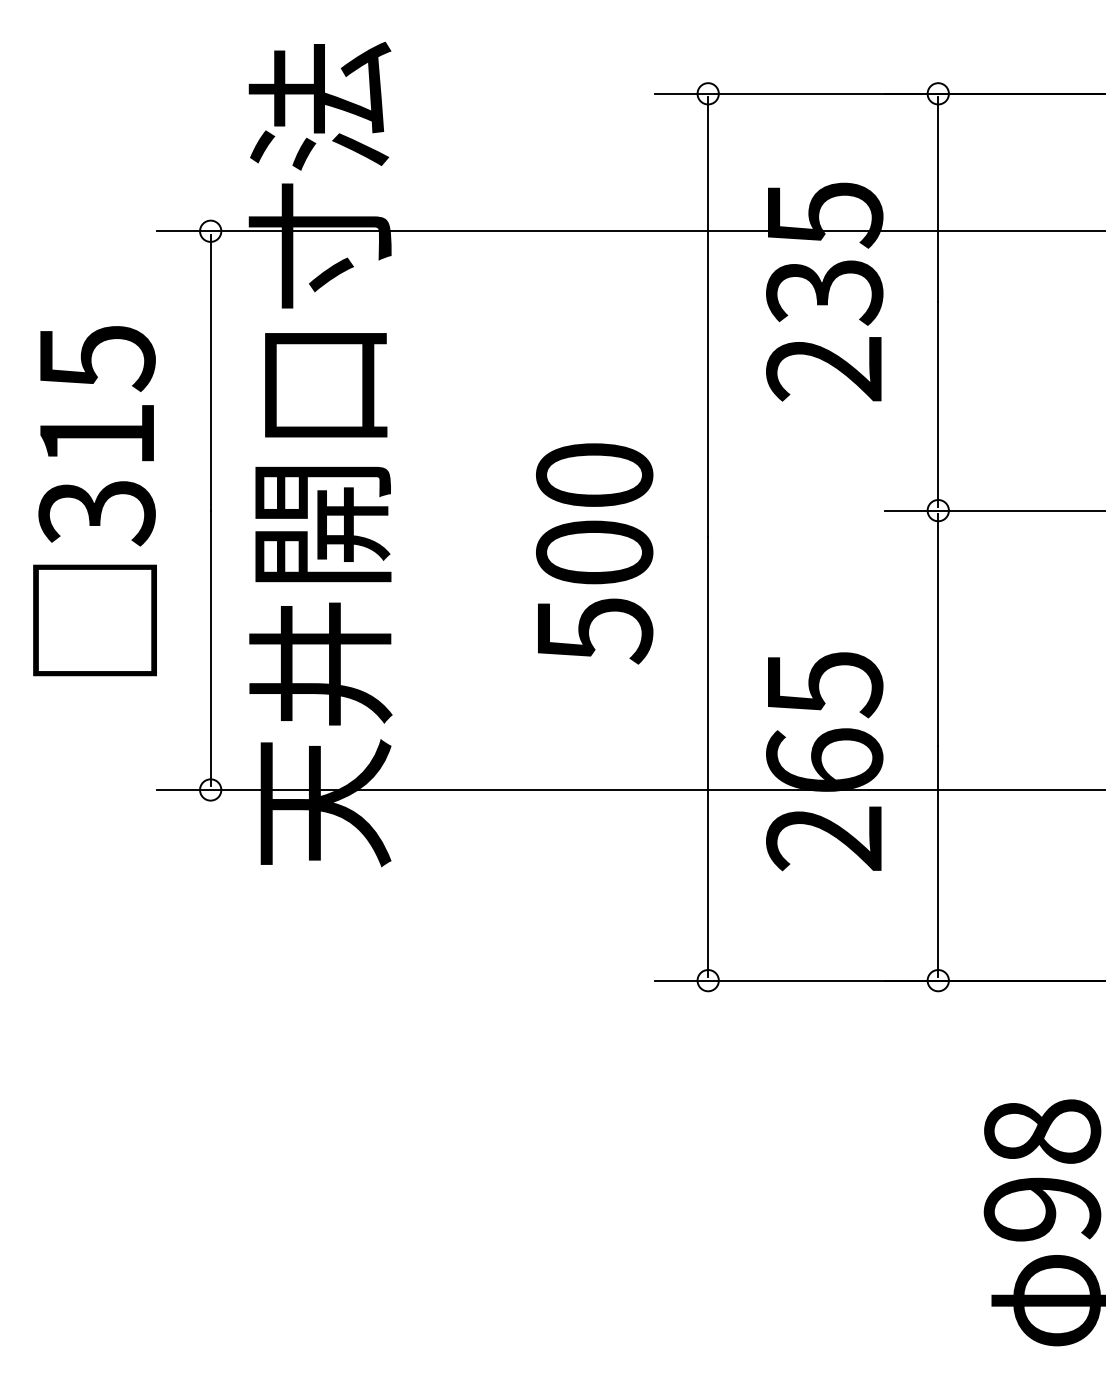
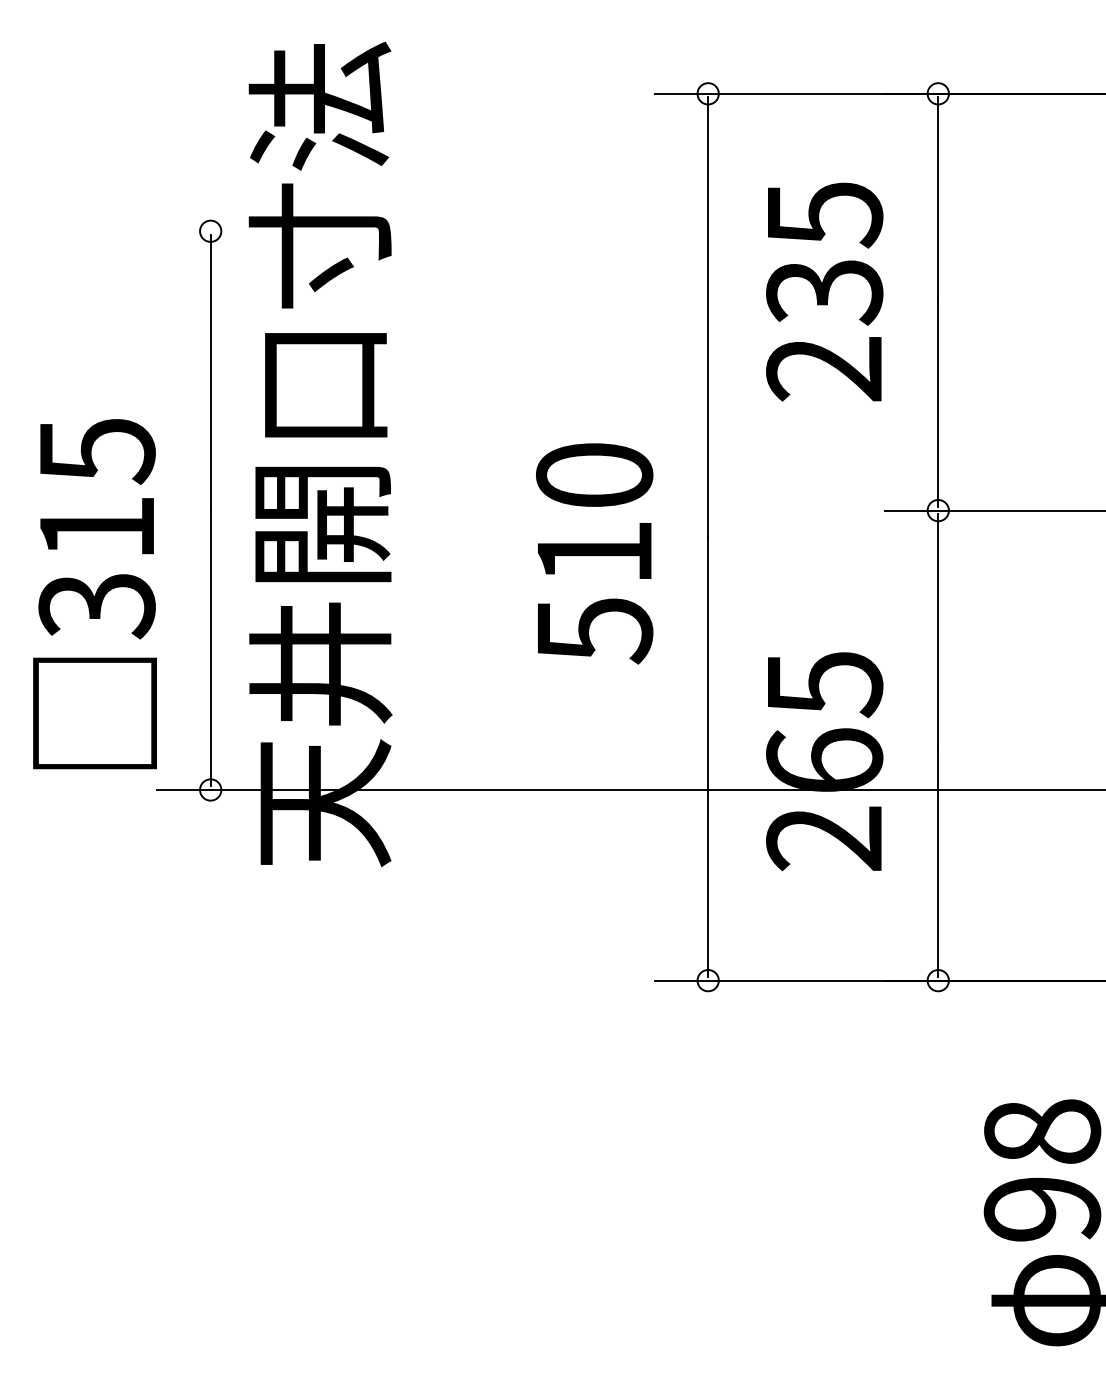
line: present -> none (629, 231)
text position: (94, 501) -> (94, 594) (94, 594)
text: 500 -> 510 (594, 552)
